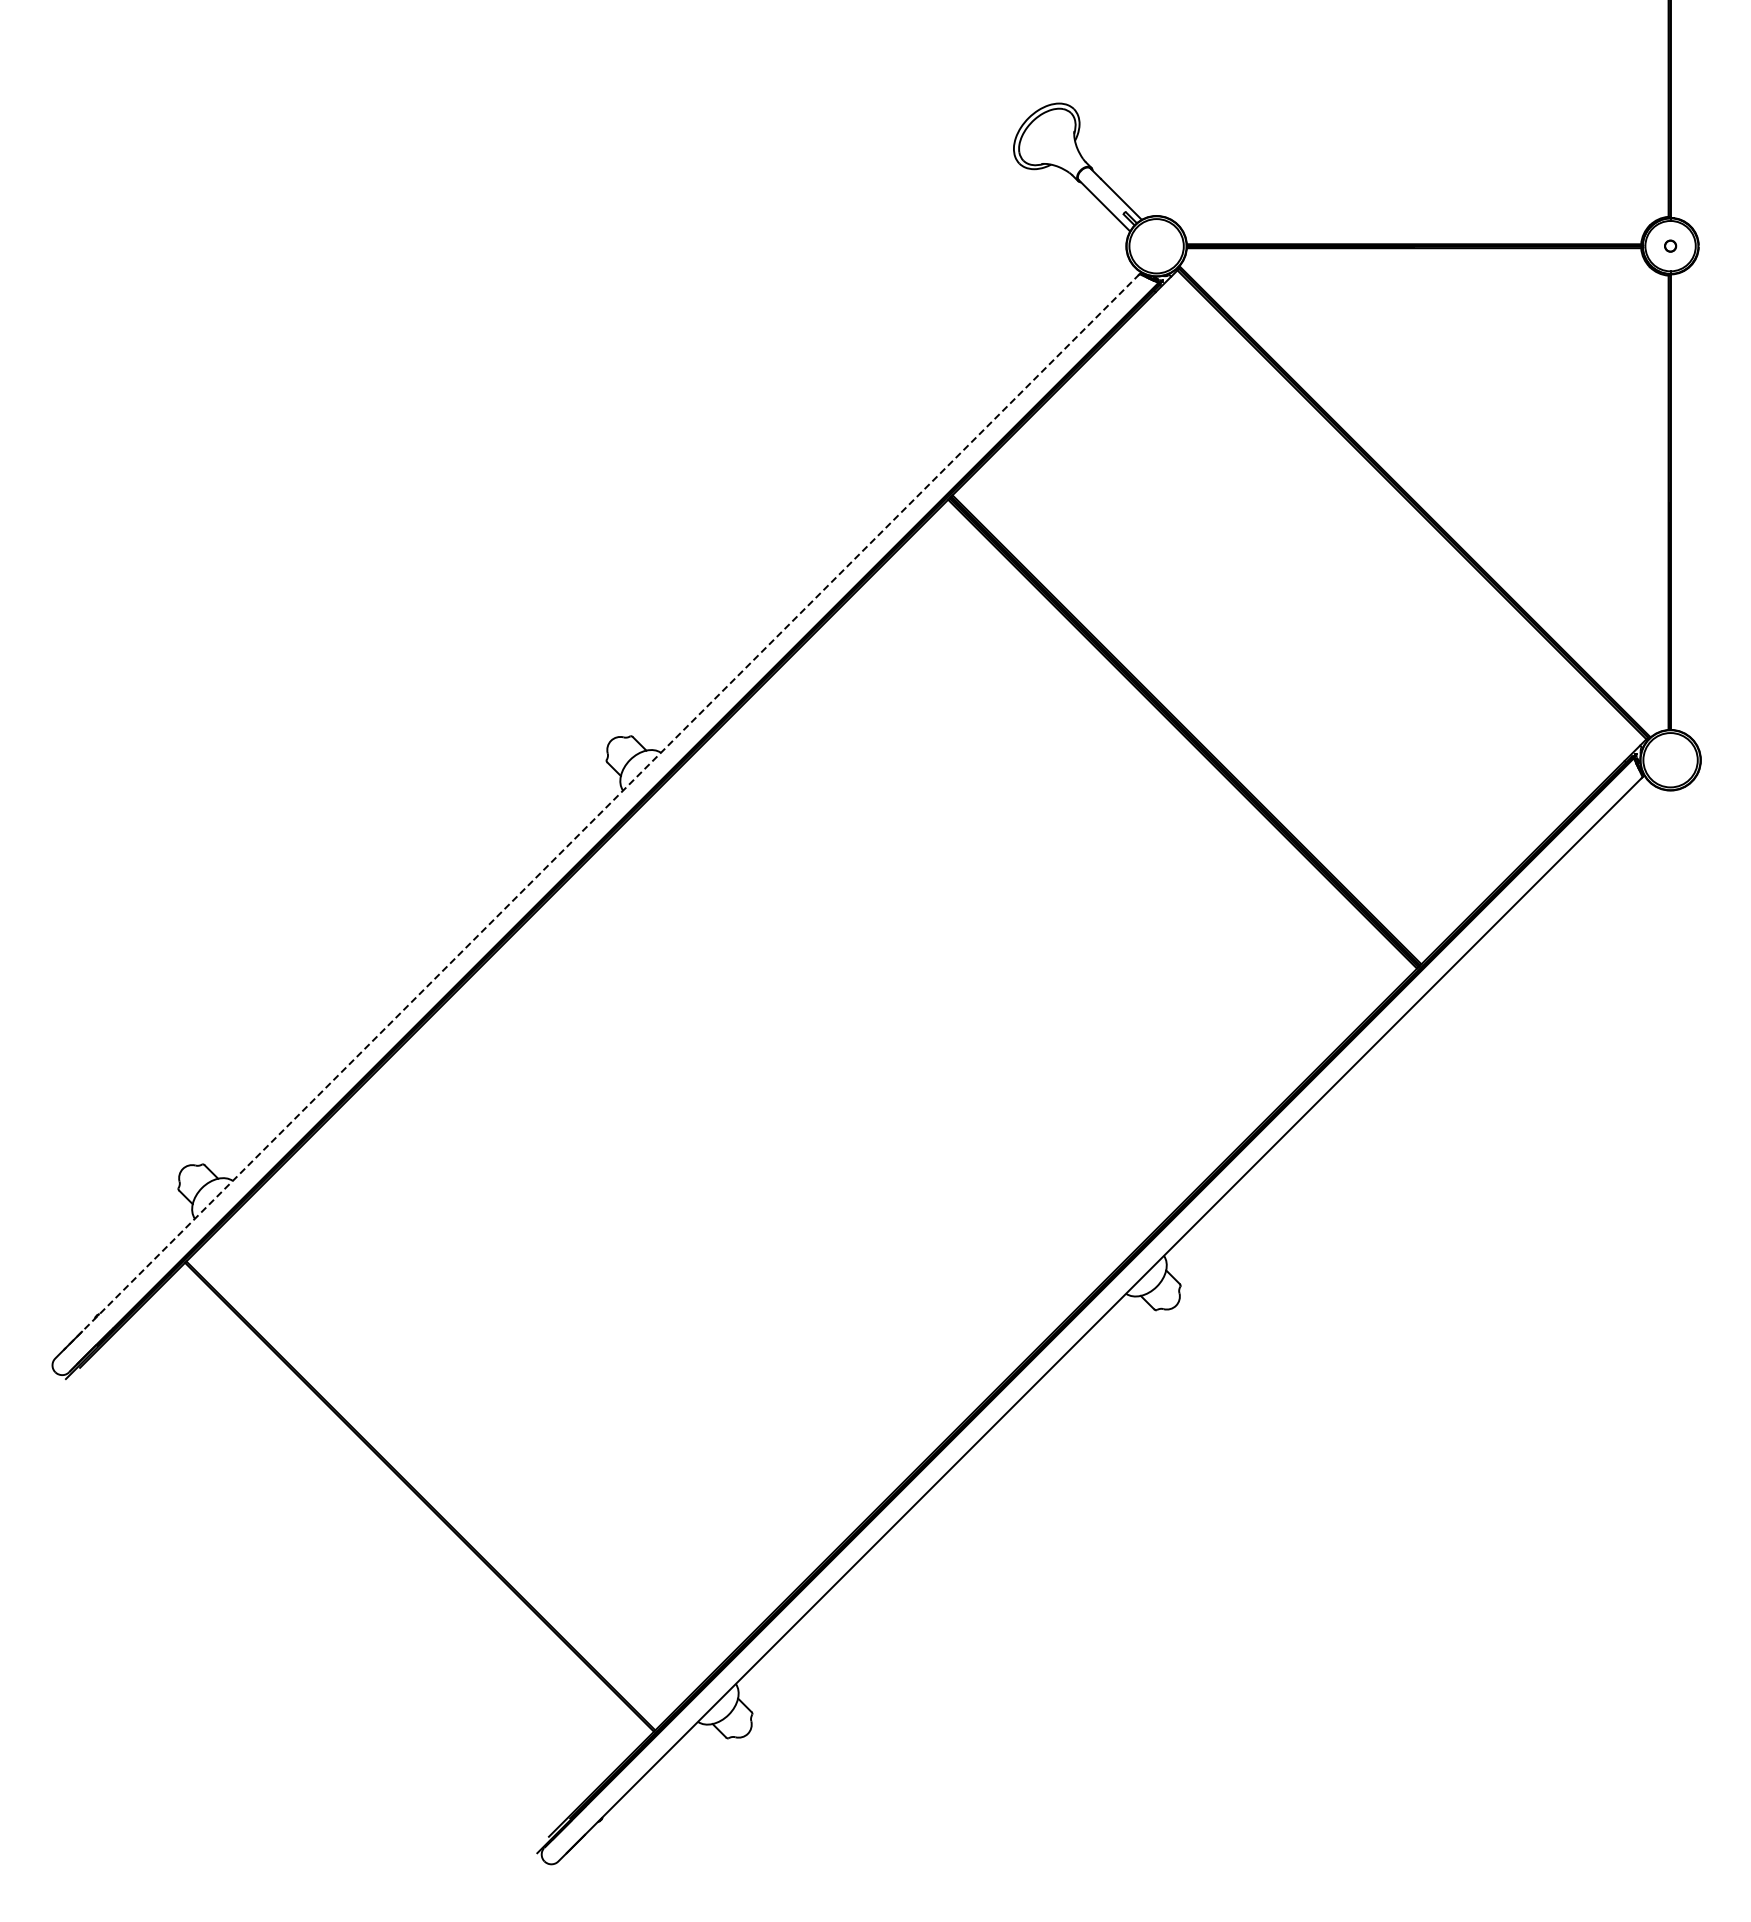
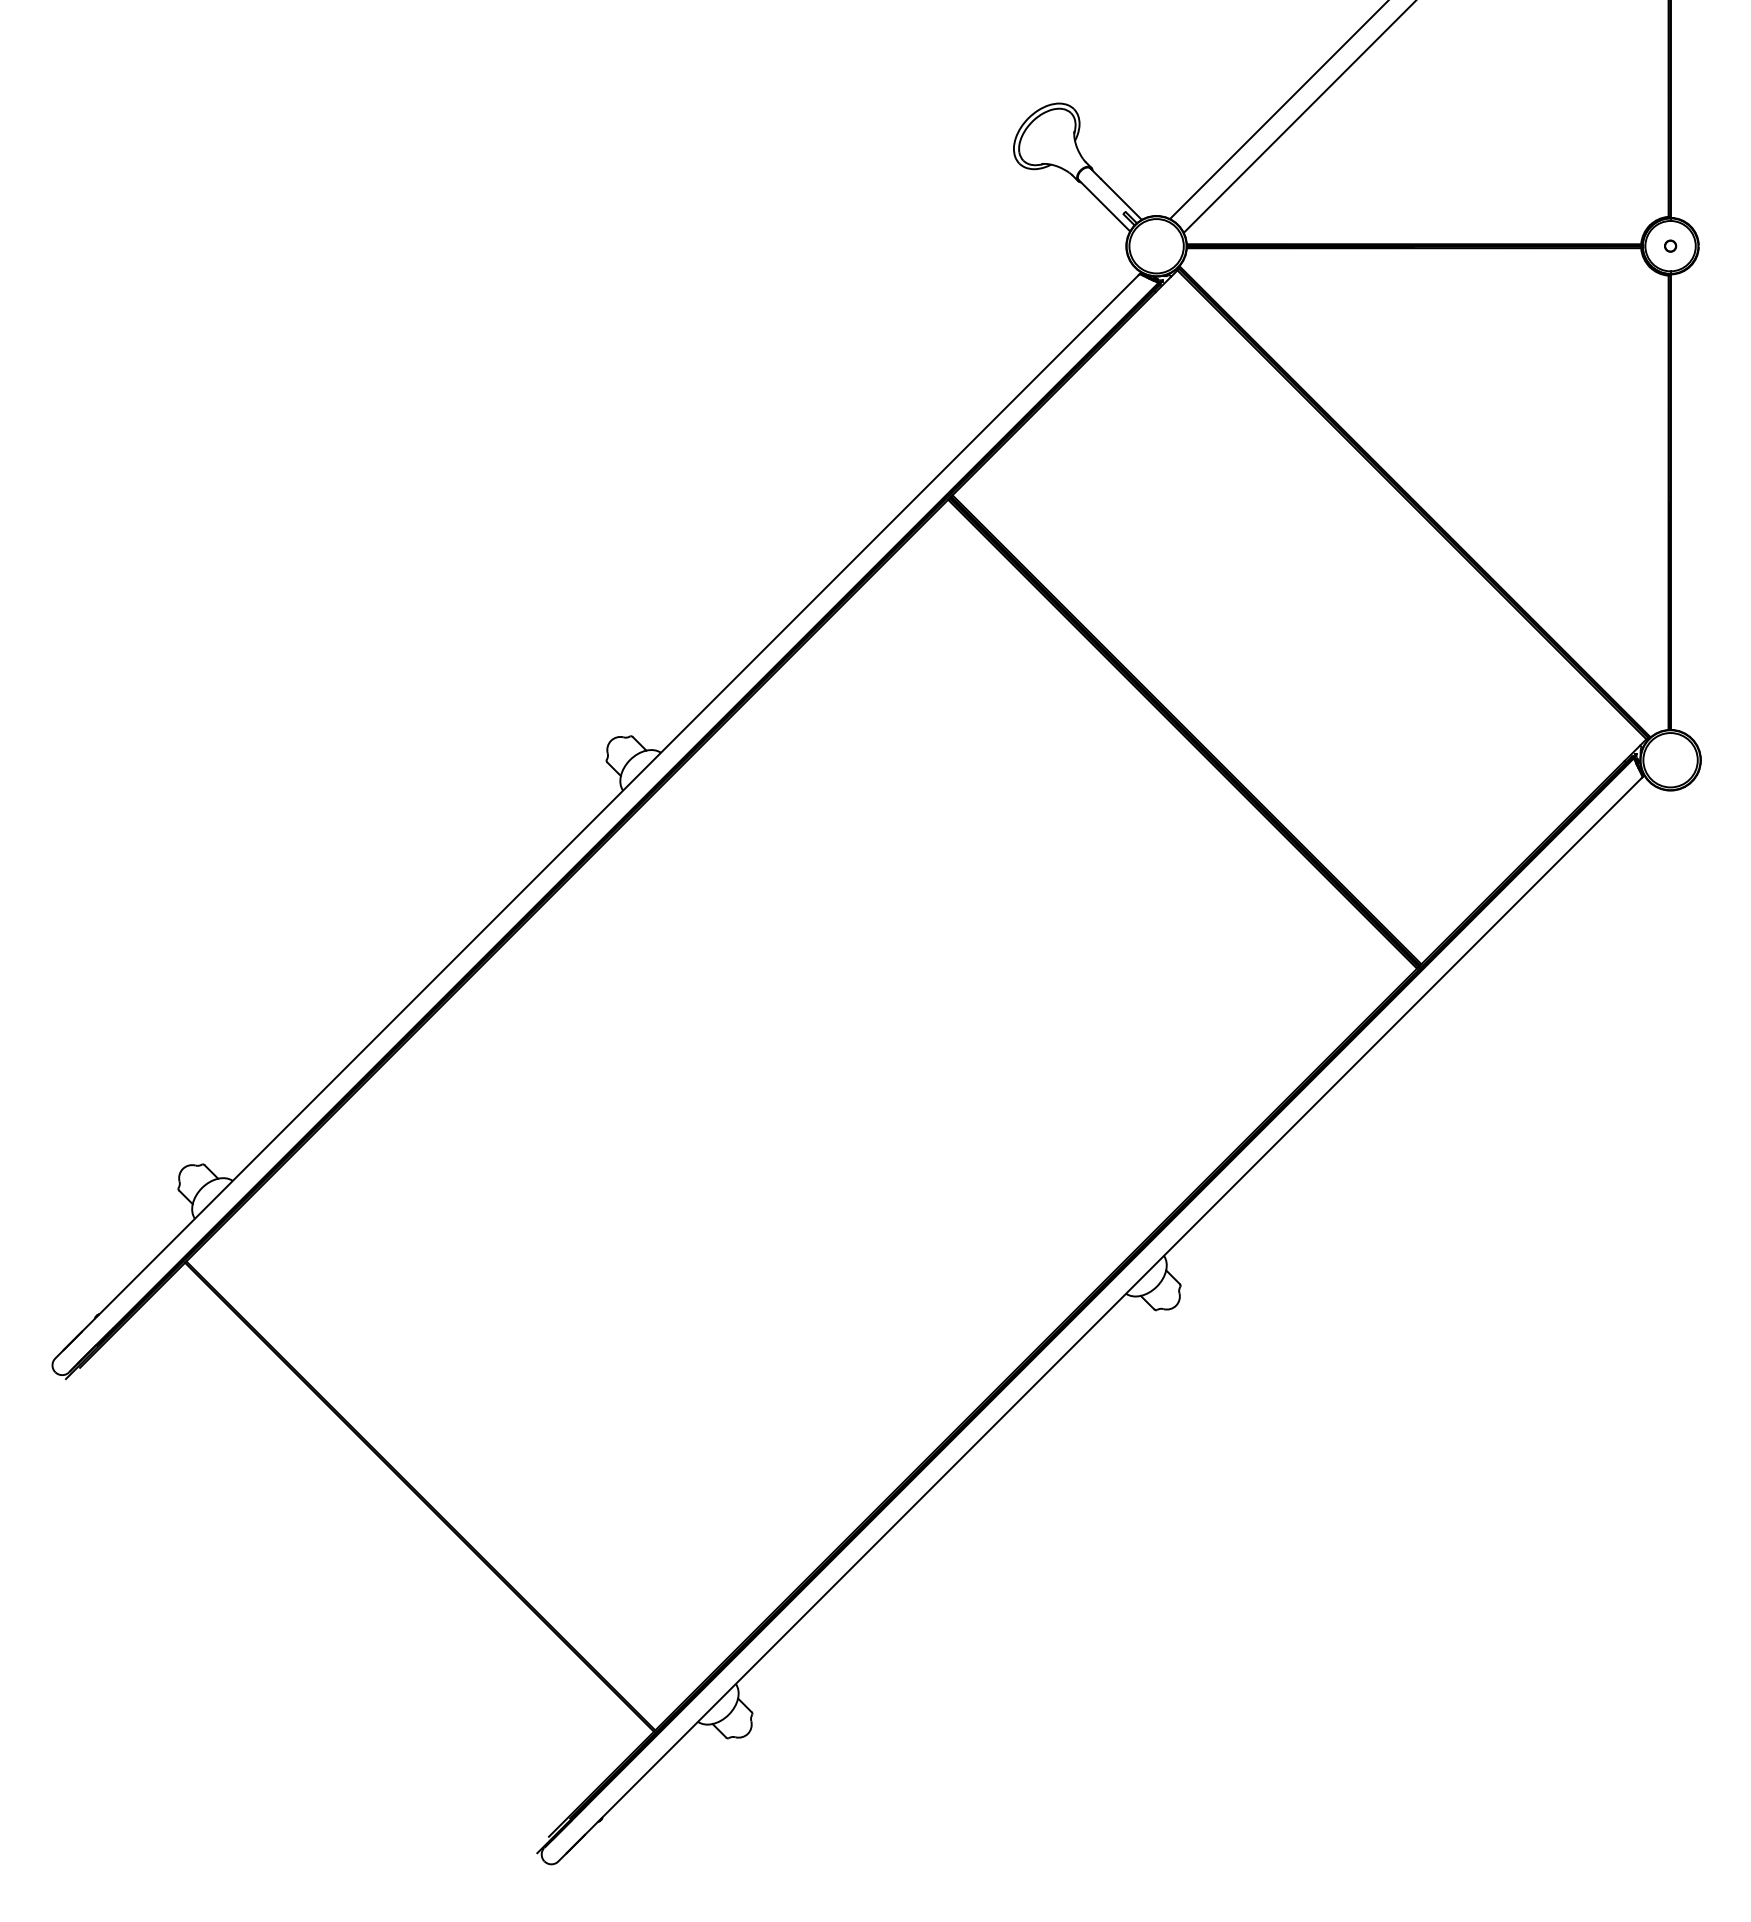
line: none -> present (1277, 110)
line: none -> present (1298, 117)
line: dashed -> solid (601, 812)
